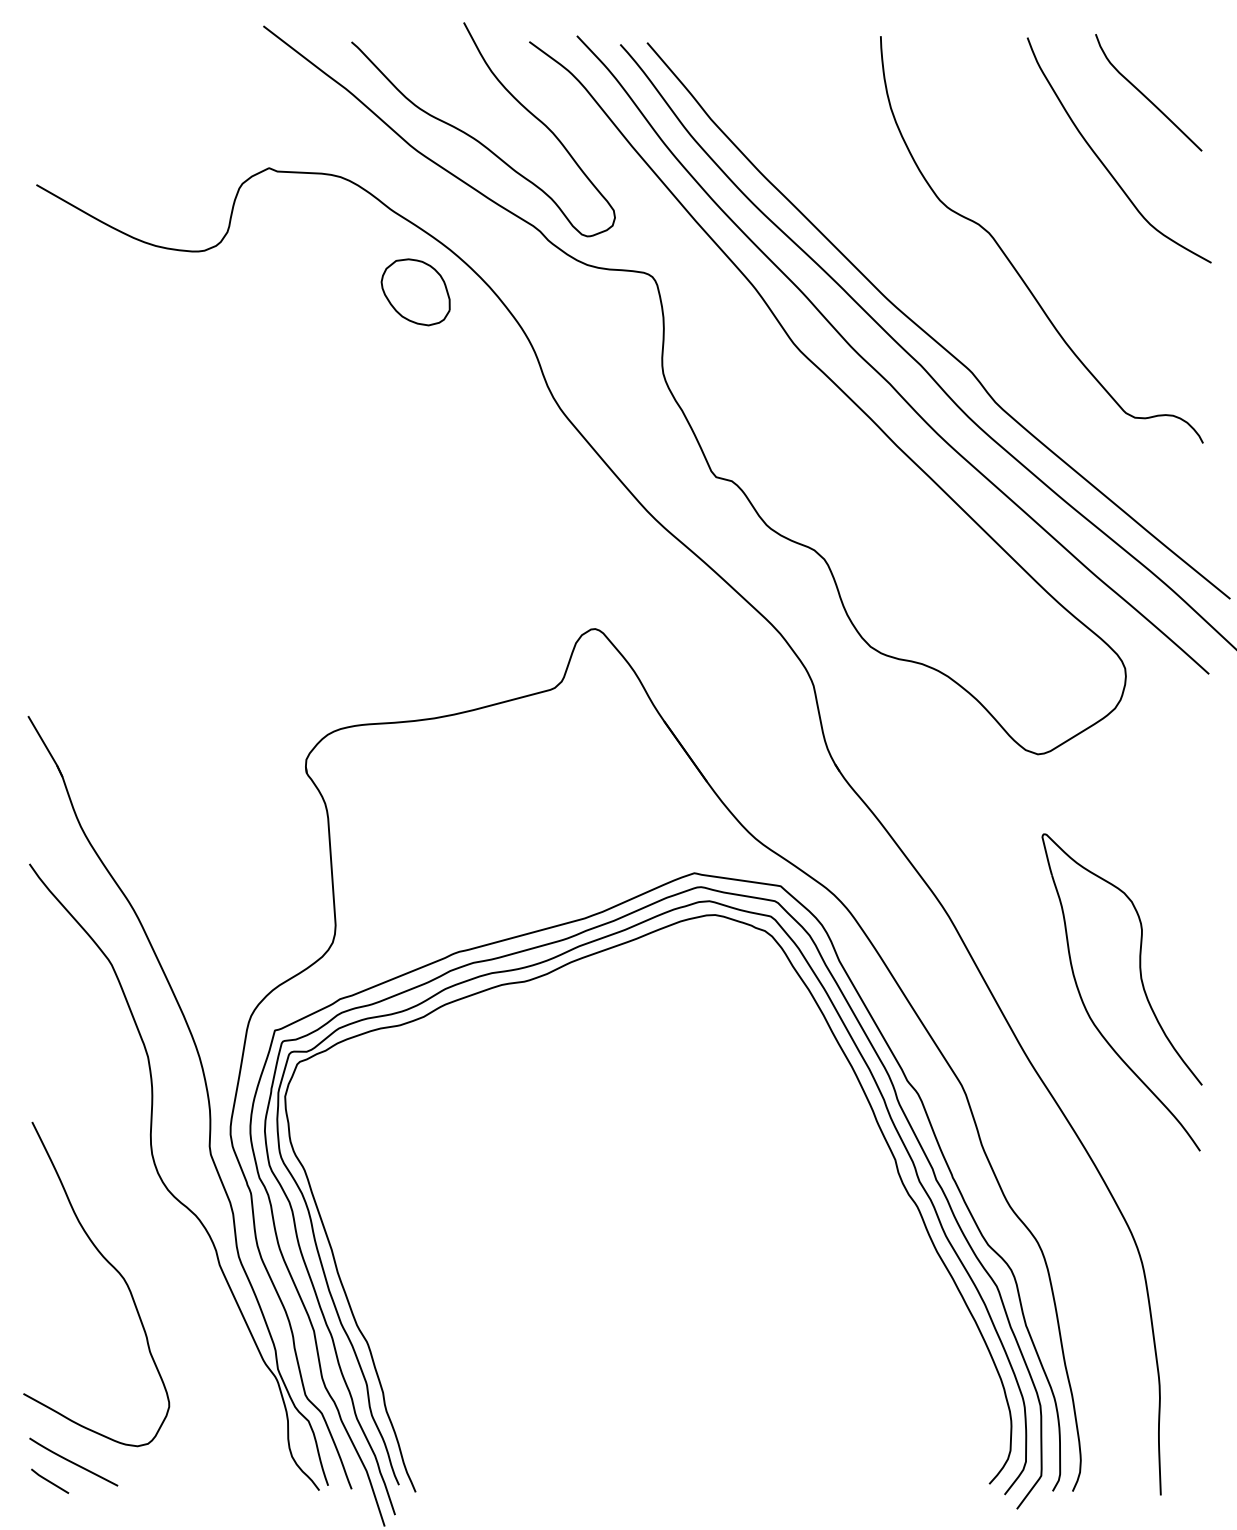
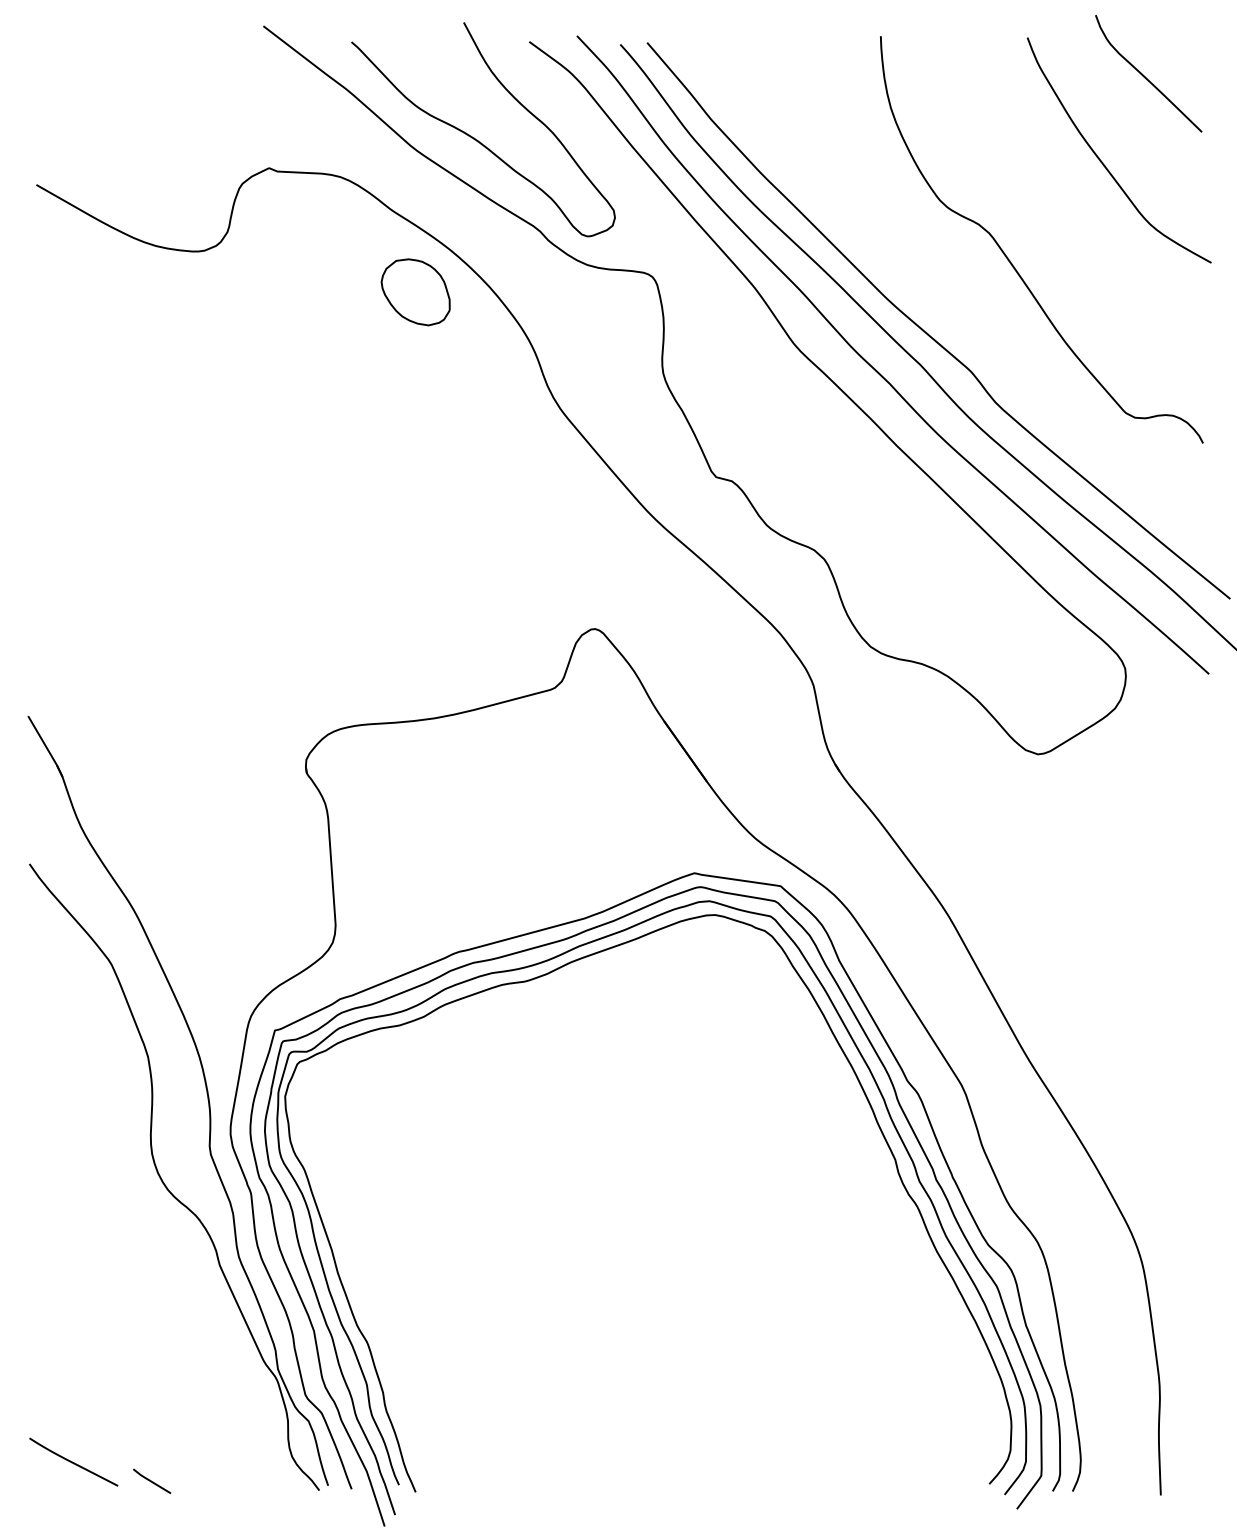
curve position: (1145, 95) -> (1145, 76) (1145, 76)
part: present -> none (1142, 988)
curve: present -> none (112, 1267)
line position: (49, 1480) -> (151, 1480) (151, 1480)
